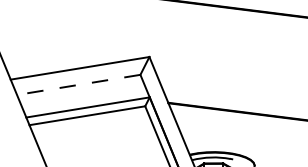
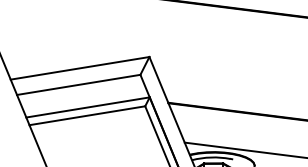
line: dashed -> solid (78, 84)
line: none -> present (244, 149)
